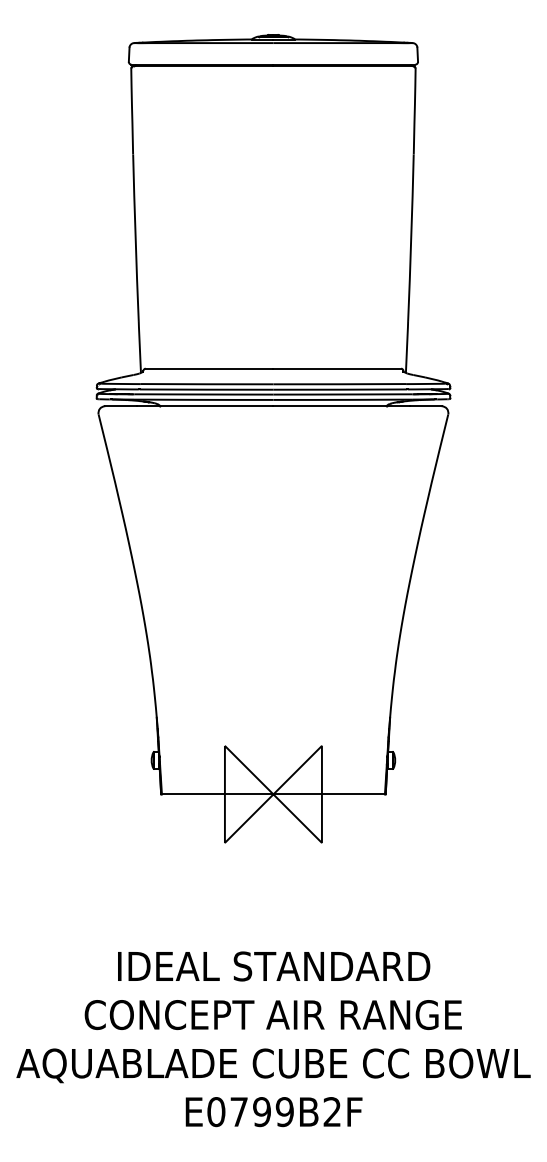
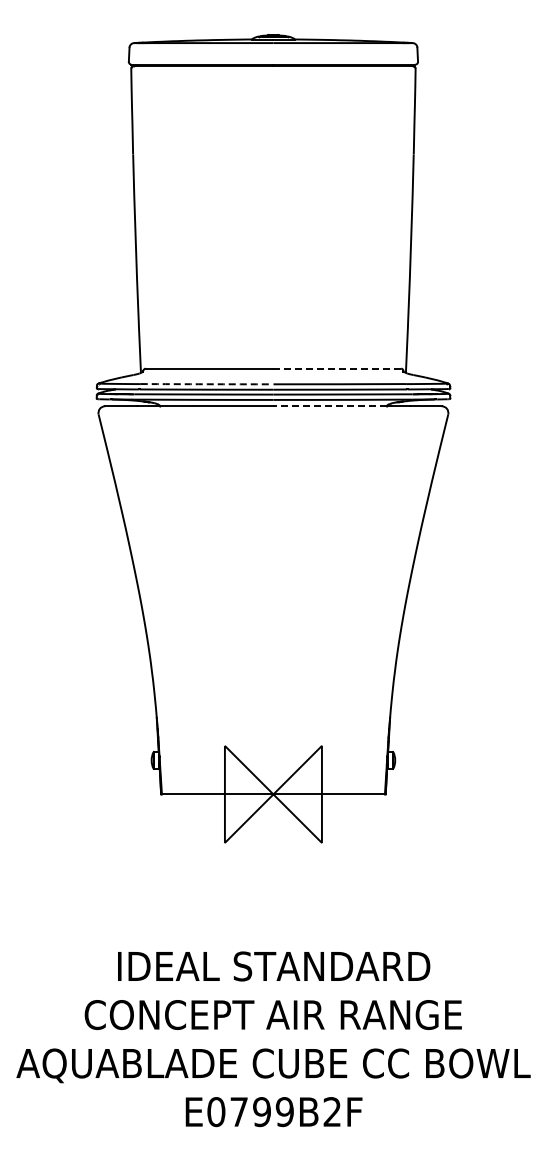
line: solid -> dashed (337, 368)
arc: solid -> dashed (207, 384)
line: solid -> dashed (330, 406)
